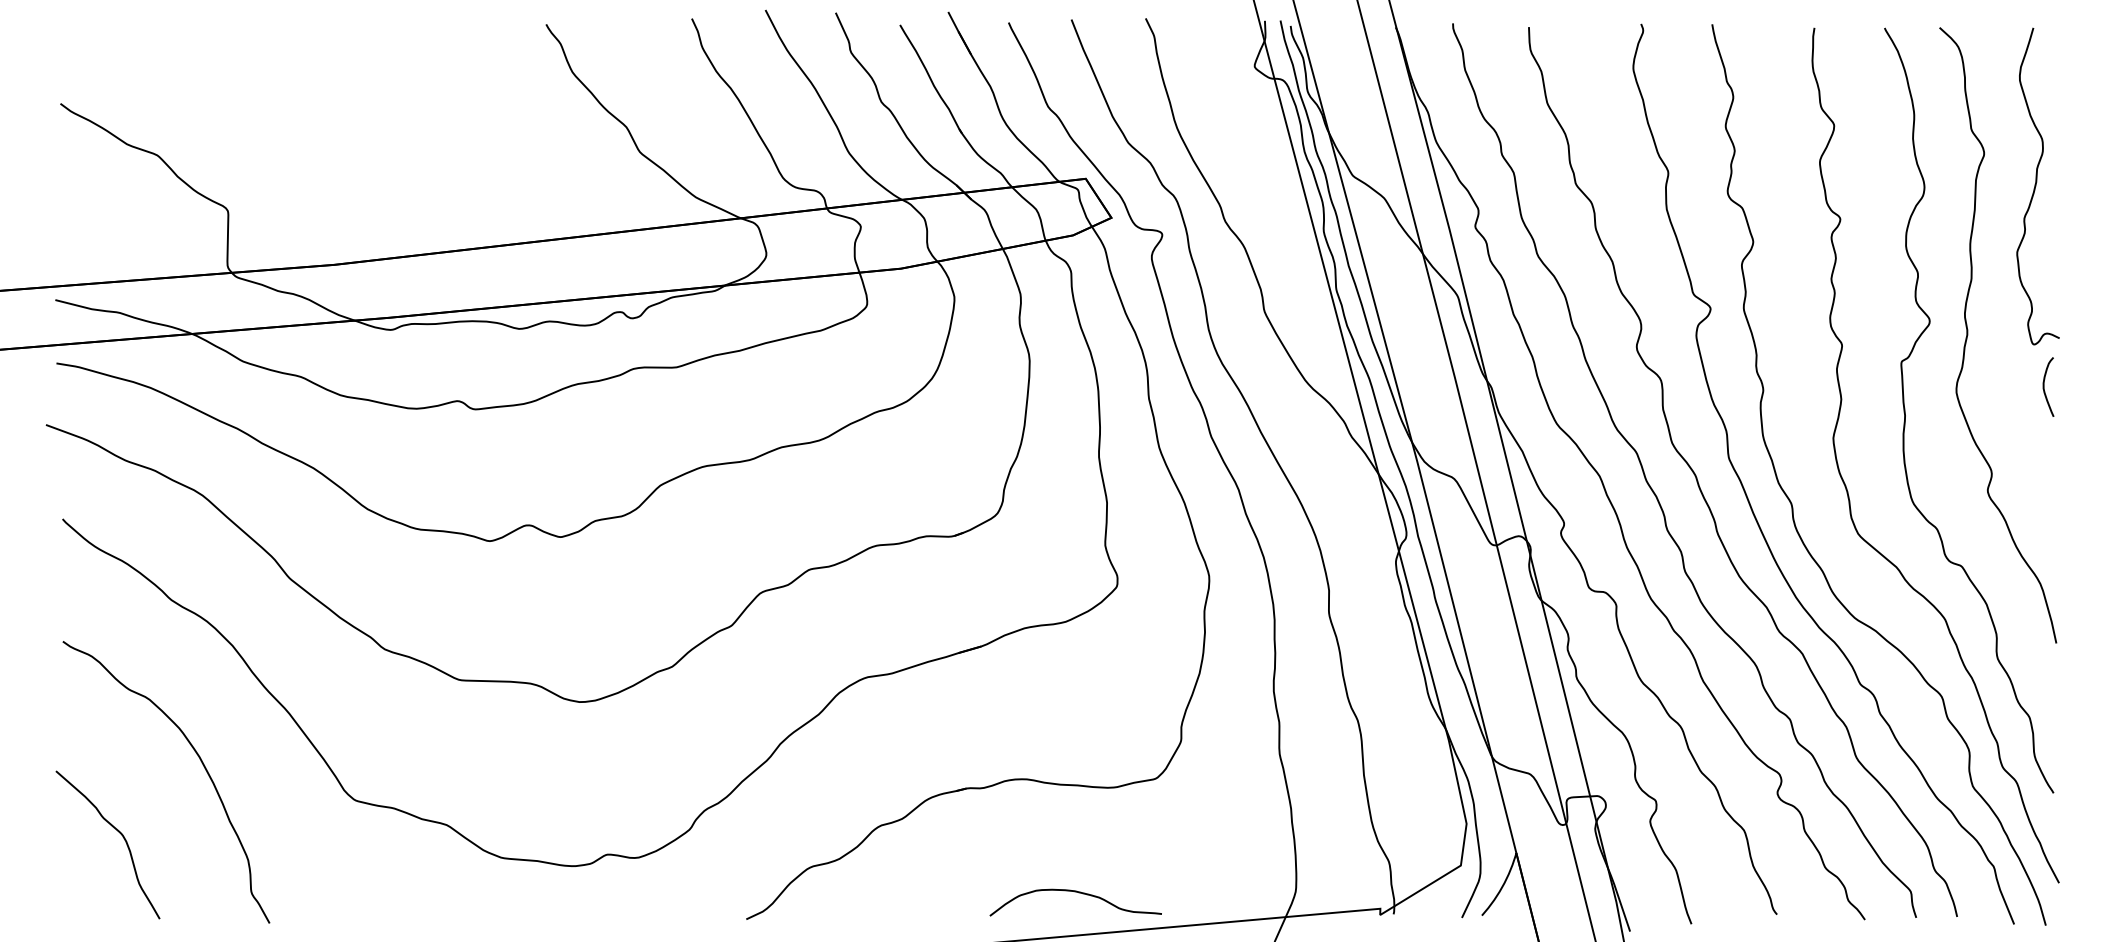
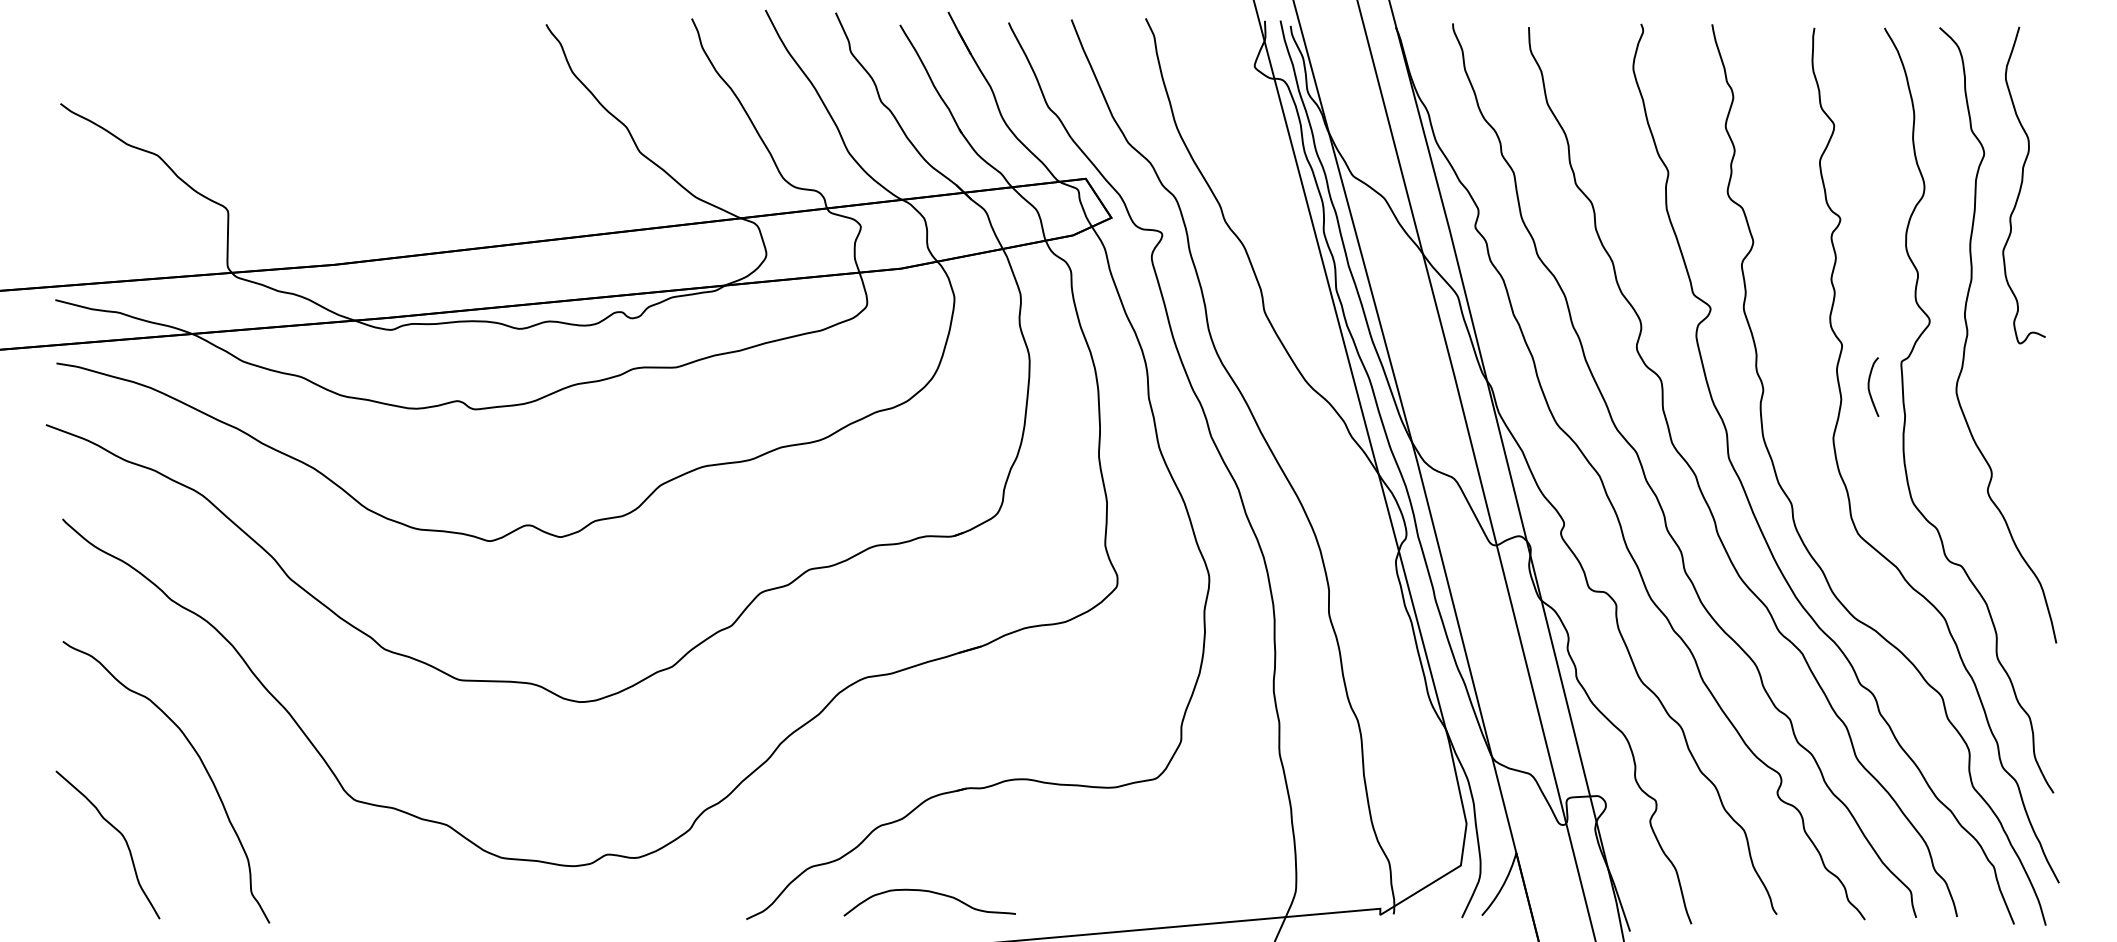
curve position: (2036, 186) -> (2022, 185) (2022, 185)
curve position: (2044, 386) -> (1869, 386) (1869, 386)
curve position: (1078, 893) -> (932, 893) (932, 893)
